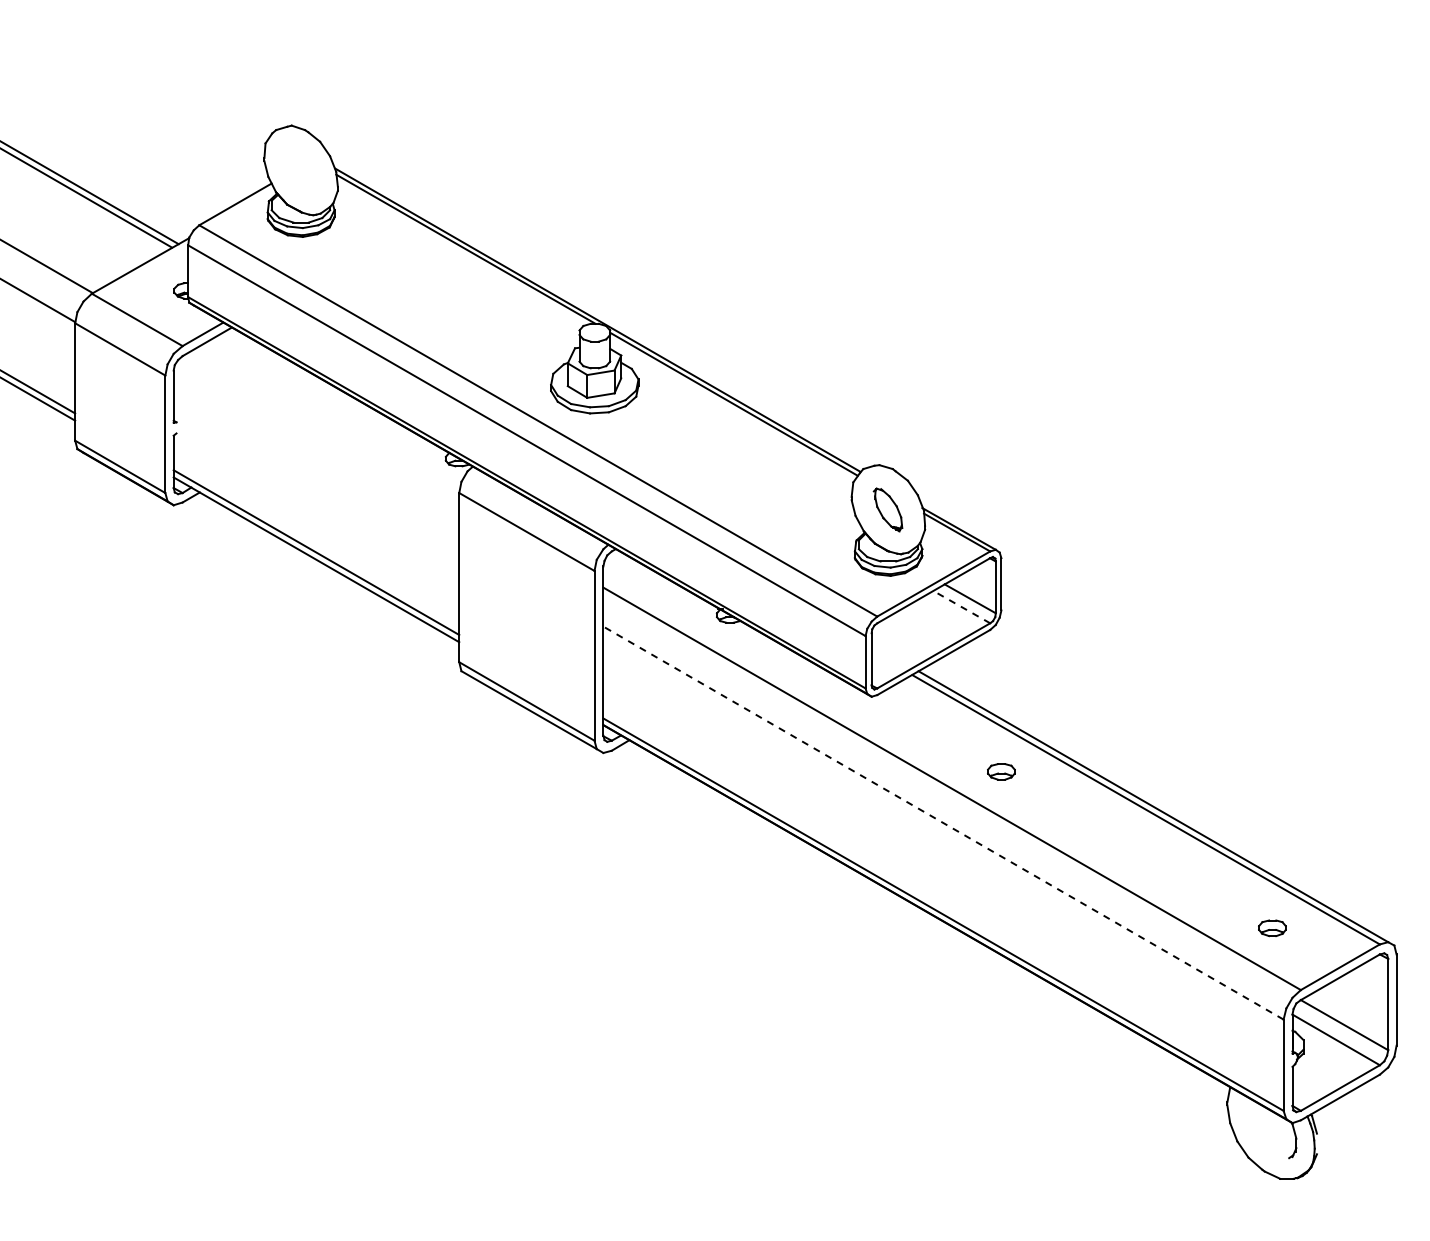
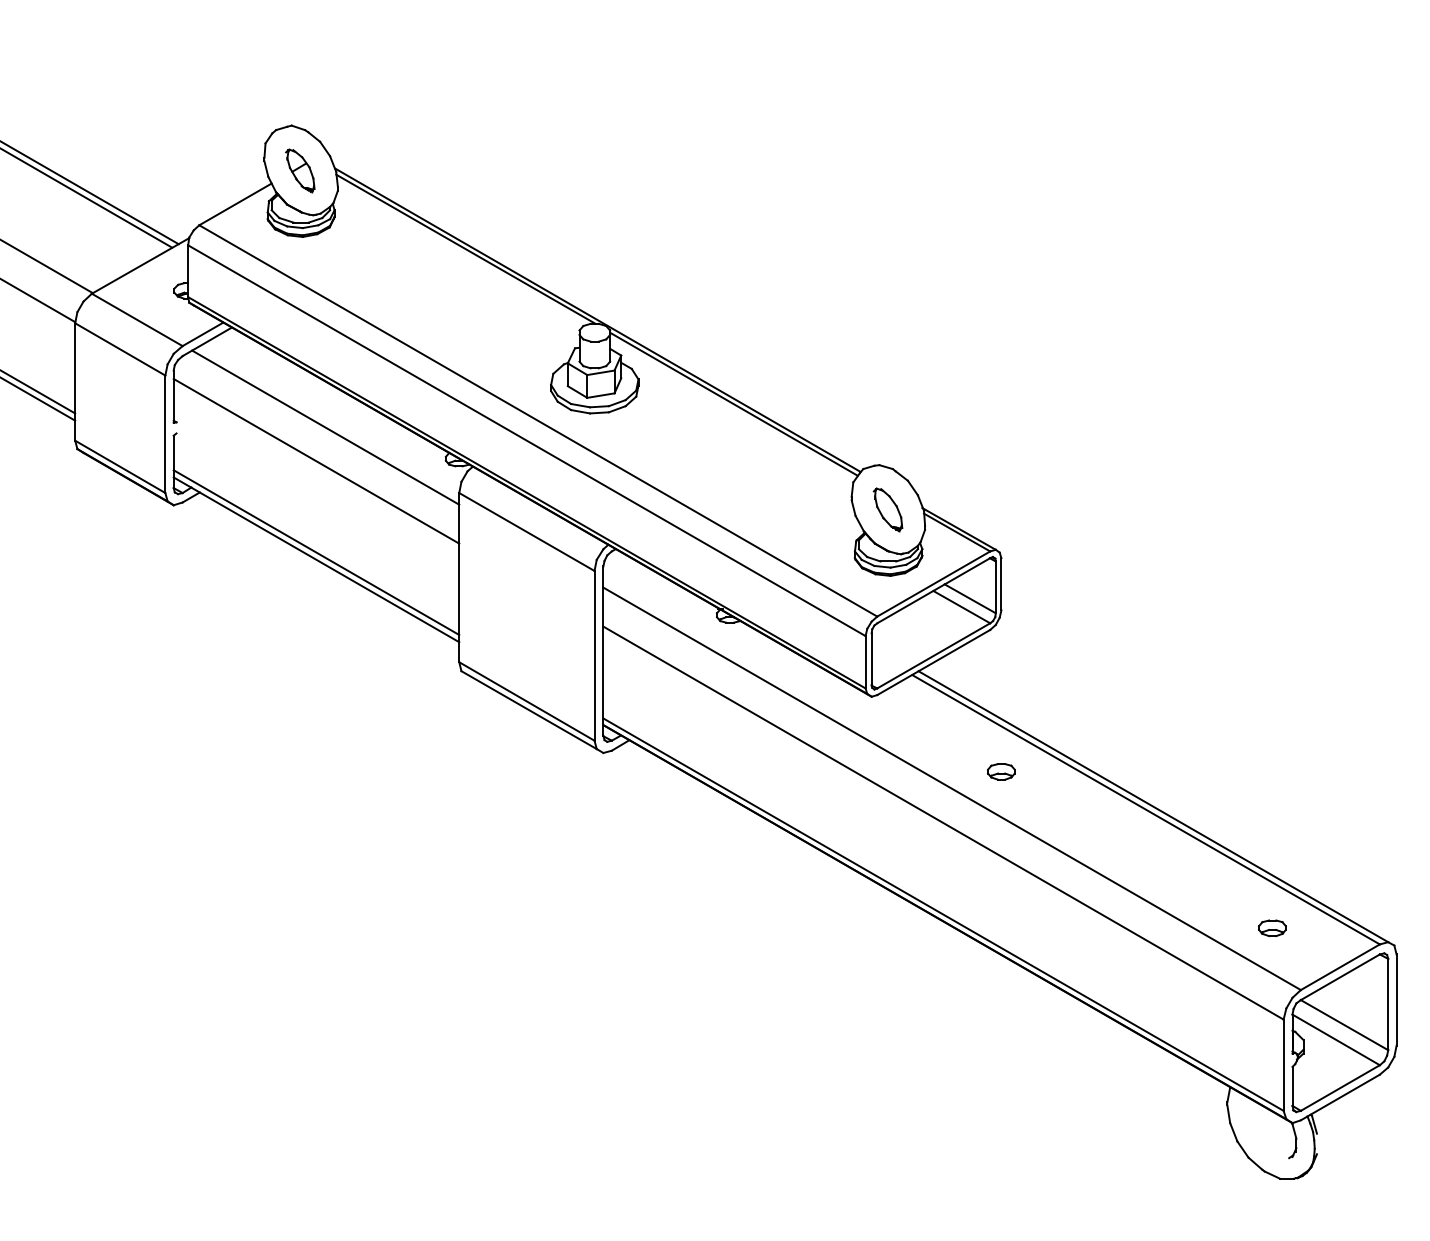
part: none -> present (300, 170)
line: none -> present (325, 427)
line: none -> present (316, 460)
line: dashed -> solid (961, 607)
line: dashed -> solid (943, 823)
